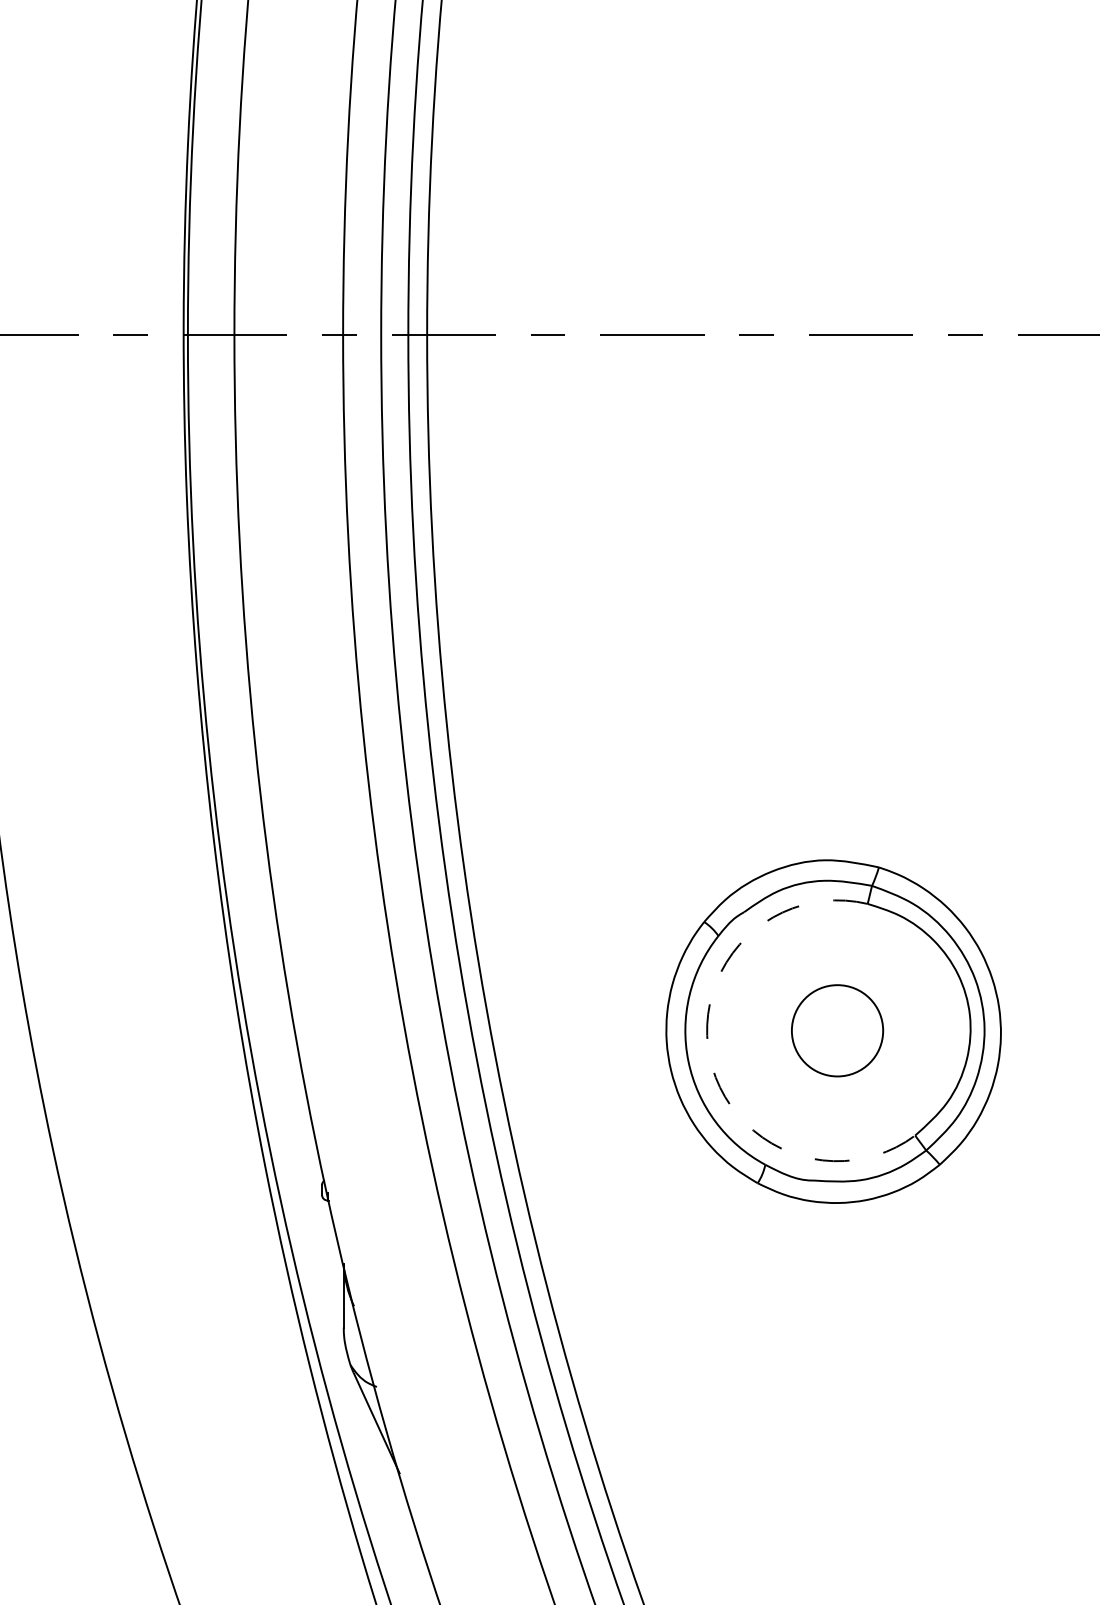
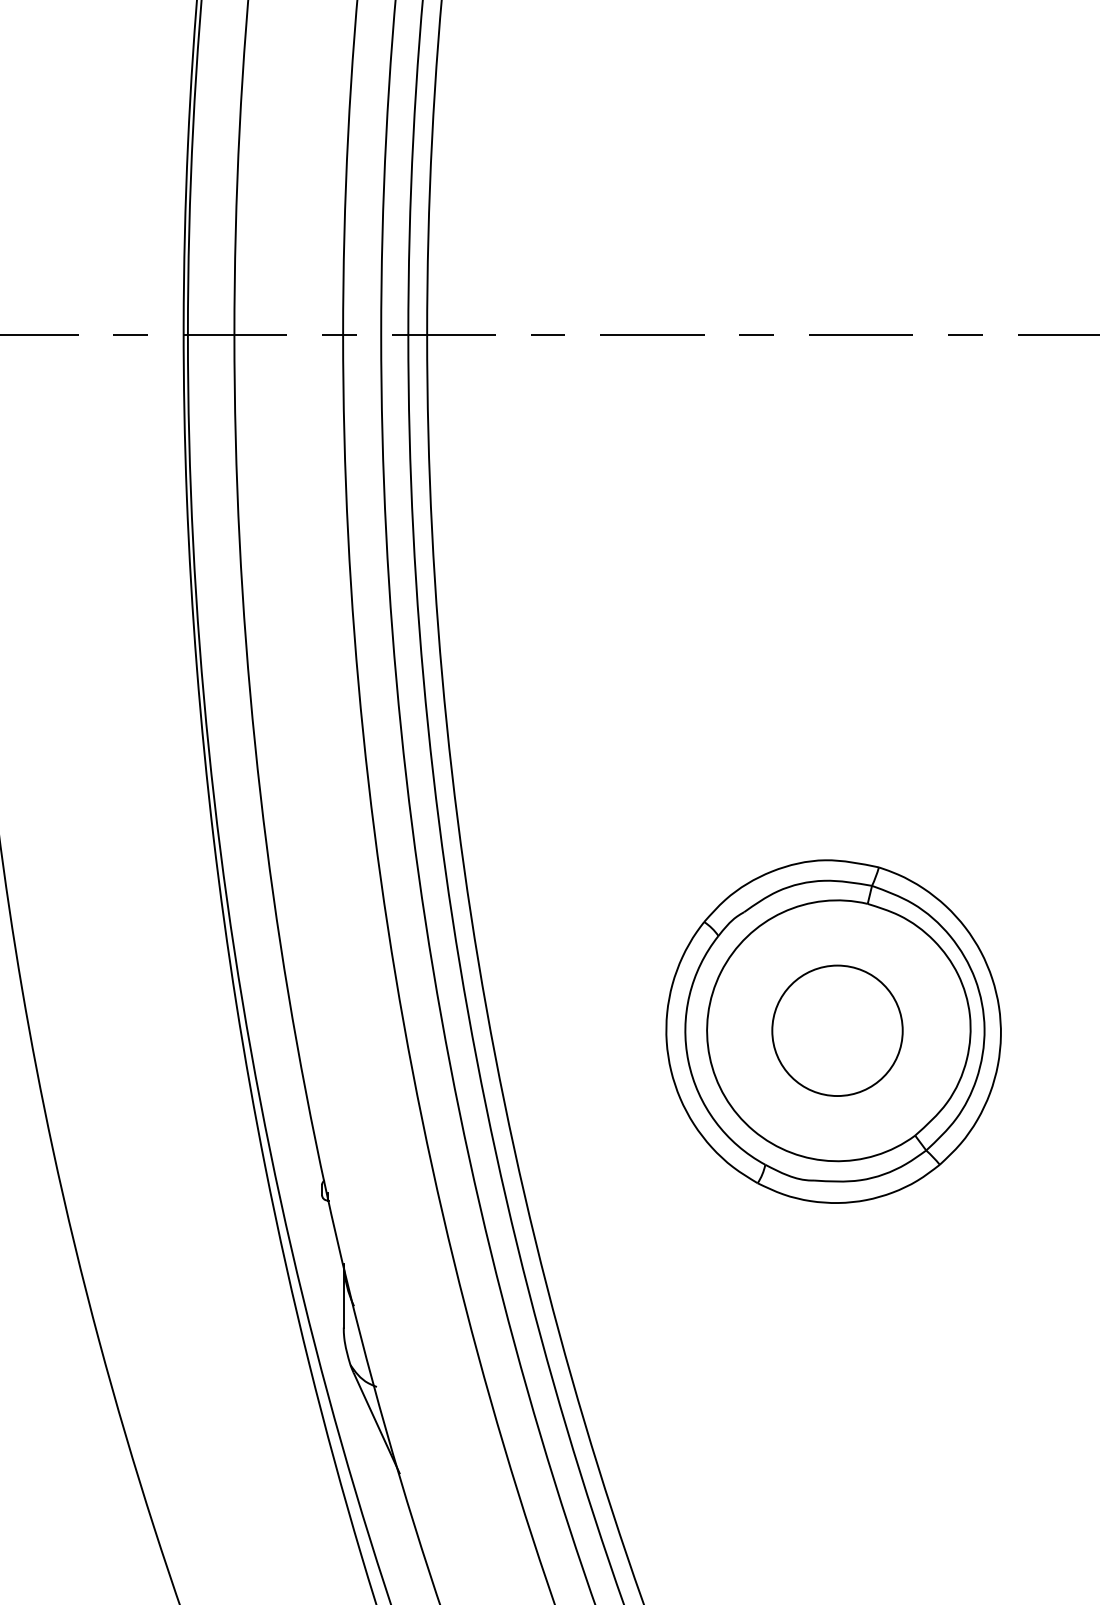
circle diameter: 91 px -> 130 px (837, 1030)
arc: dashed -> solid (709, 1056)
